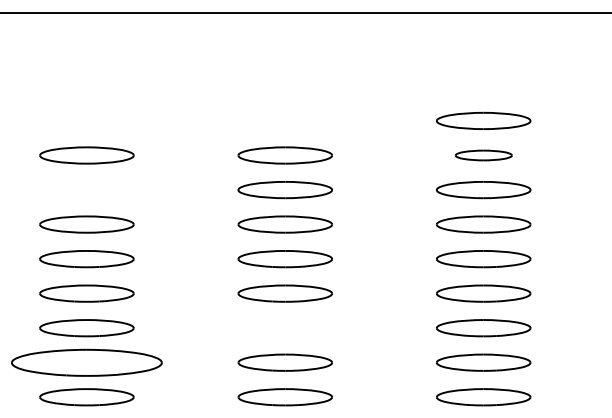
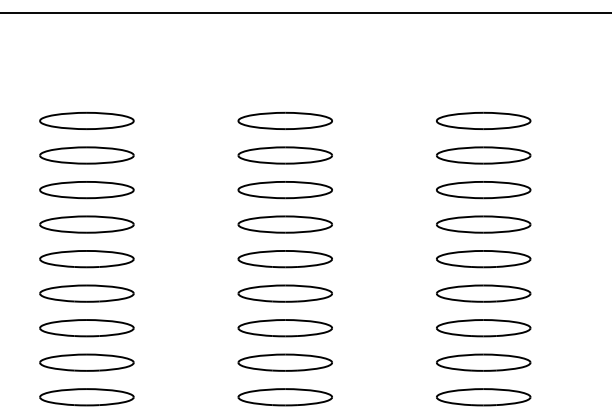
part: none -> present (86, 120)
part: none -> present (284, 120)
part size: 59x13 px -> 96x19 px (483, 155)
part: none -> present (86, 190)
part: none -> present (284, 328)
part size: 152x29 px -> 96x19 px (86, 362)
